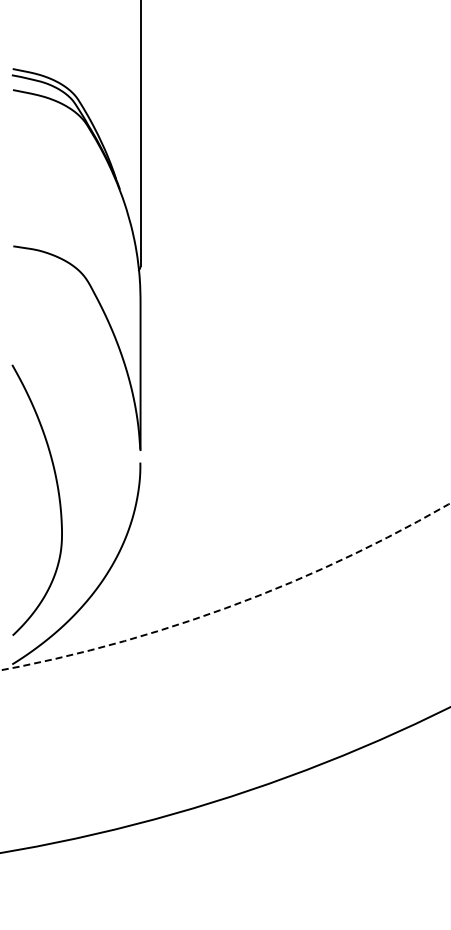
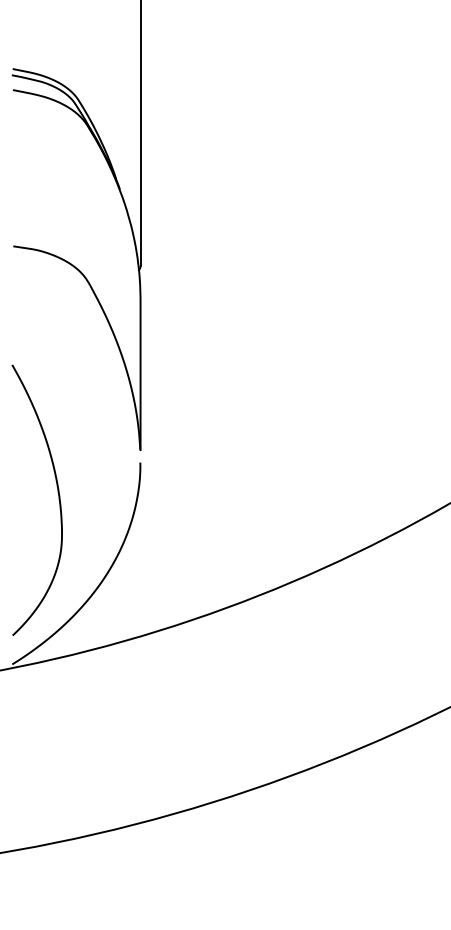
circle: dashed -> solid (225, 586)
